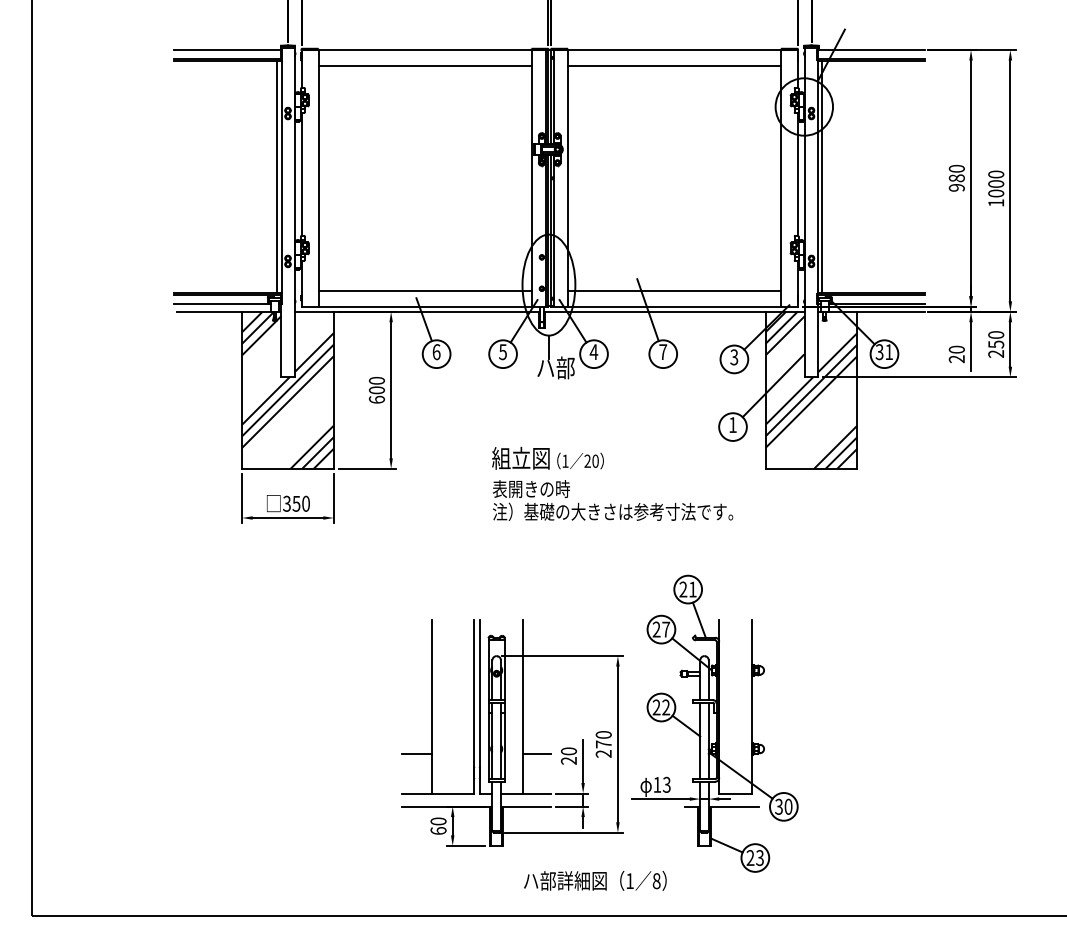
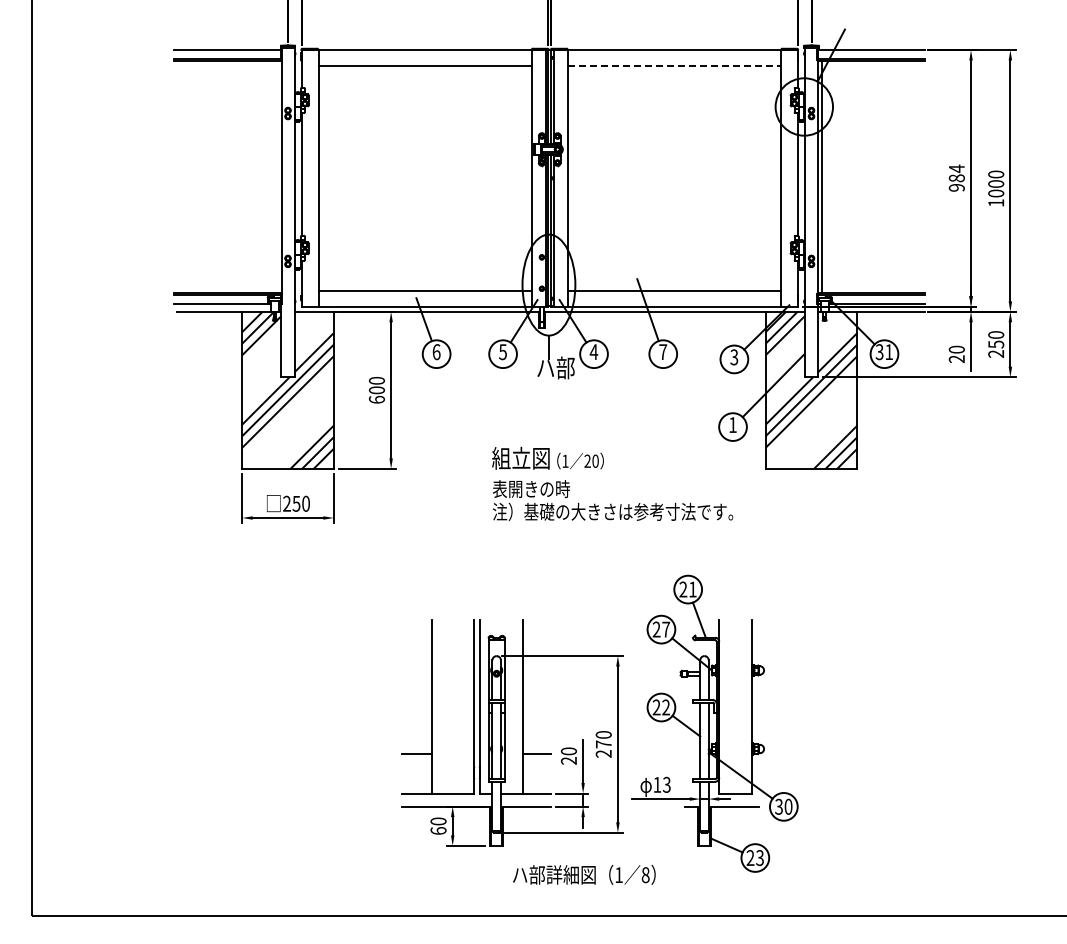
line: solid -> dashed (674, 65)
text: 980 -> 984 (956, 168)
line: present -> none (277, 176)
text: 350 -> 250 (286, 503)
text position: (595, 880) -> (584, 874) (584, 874)
